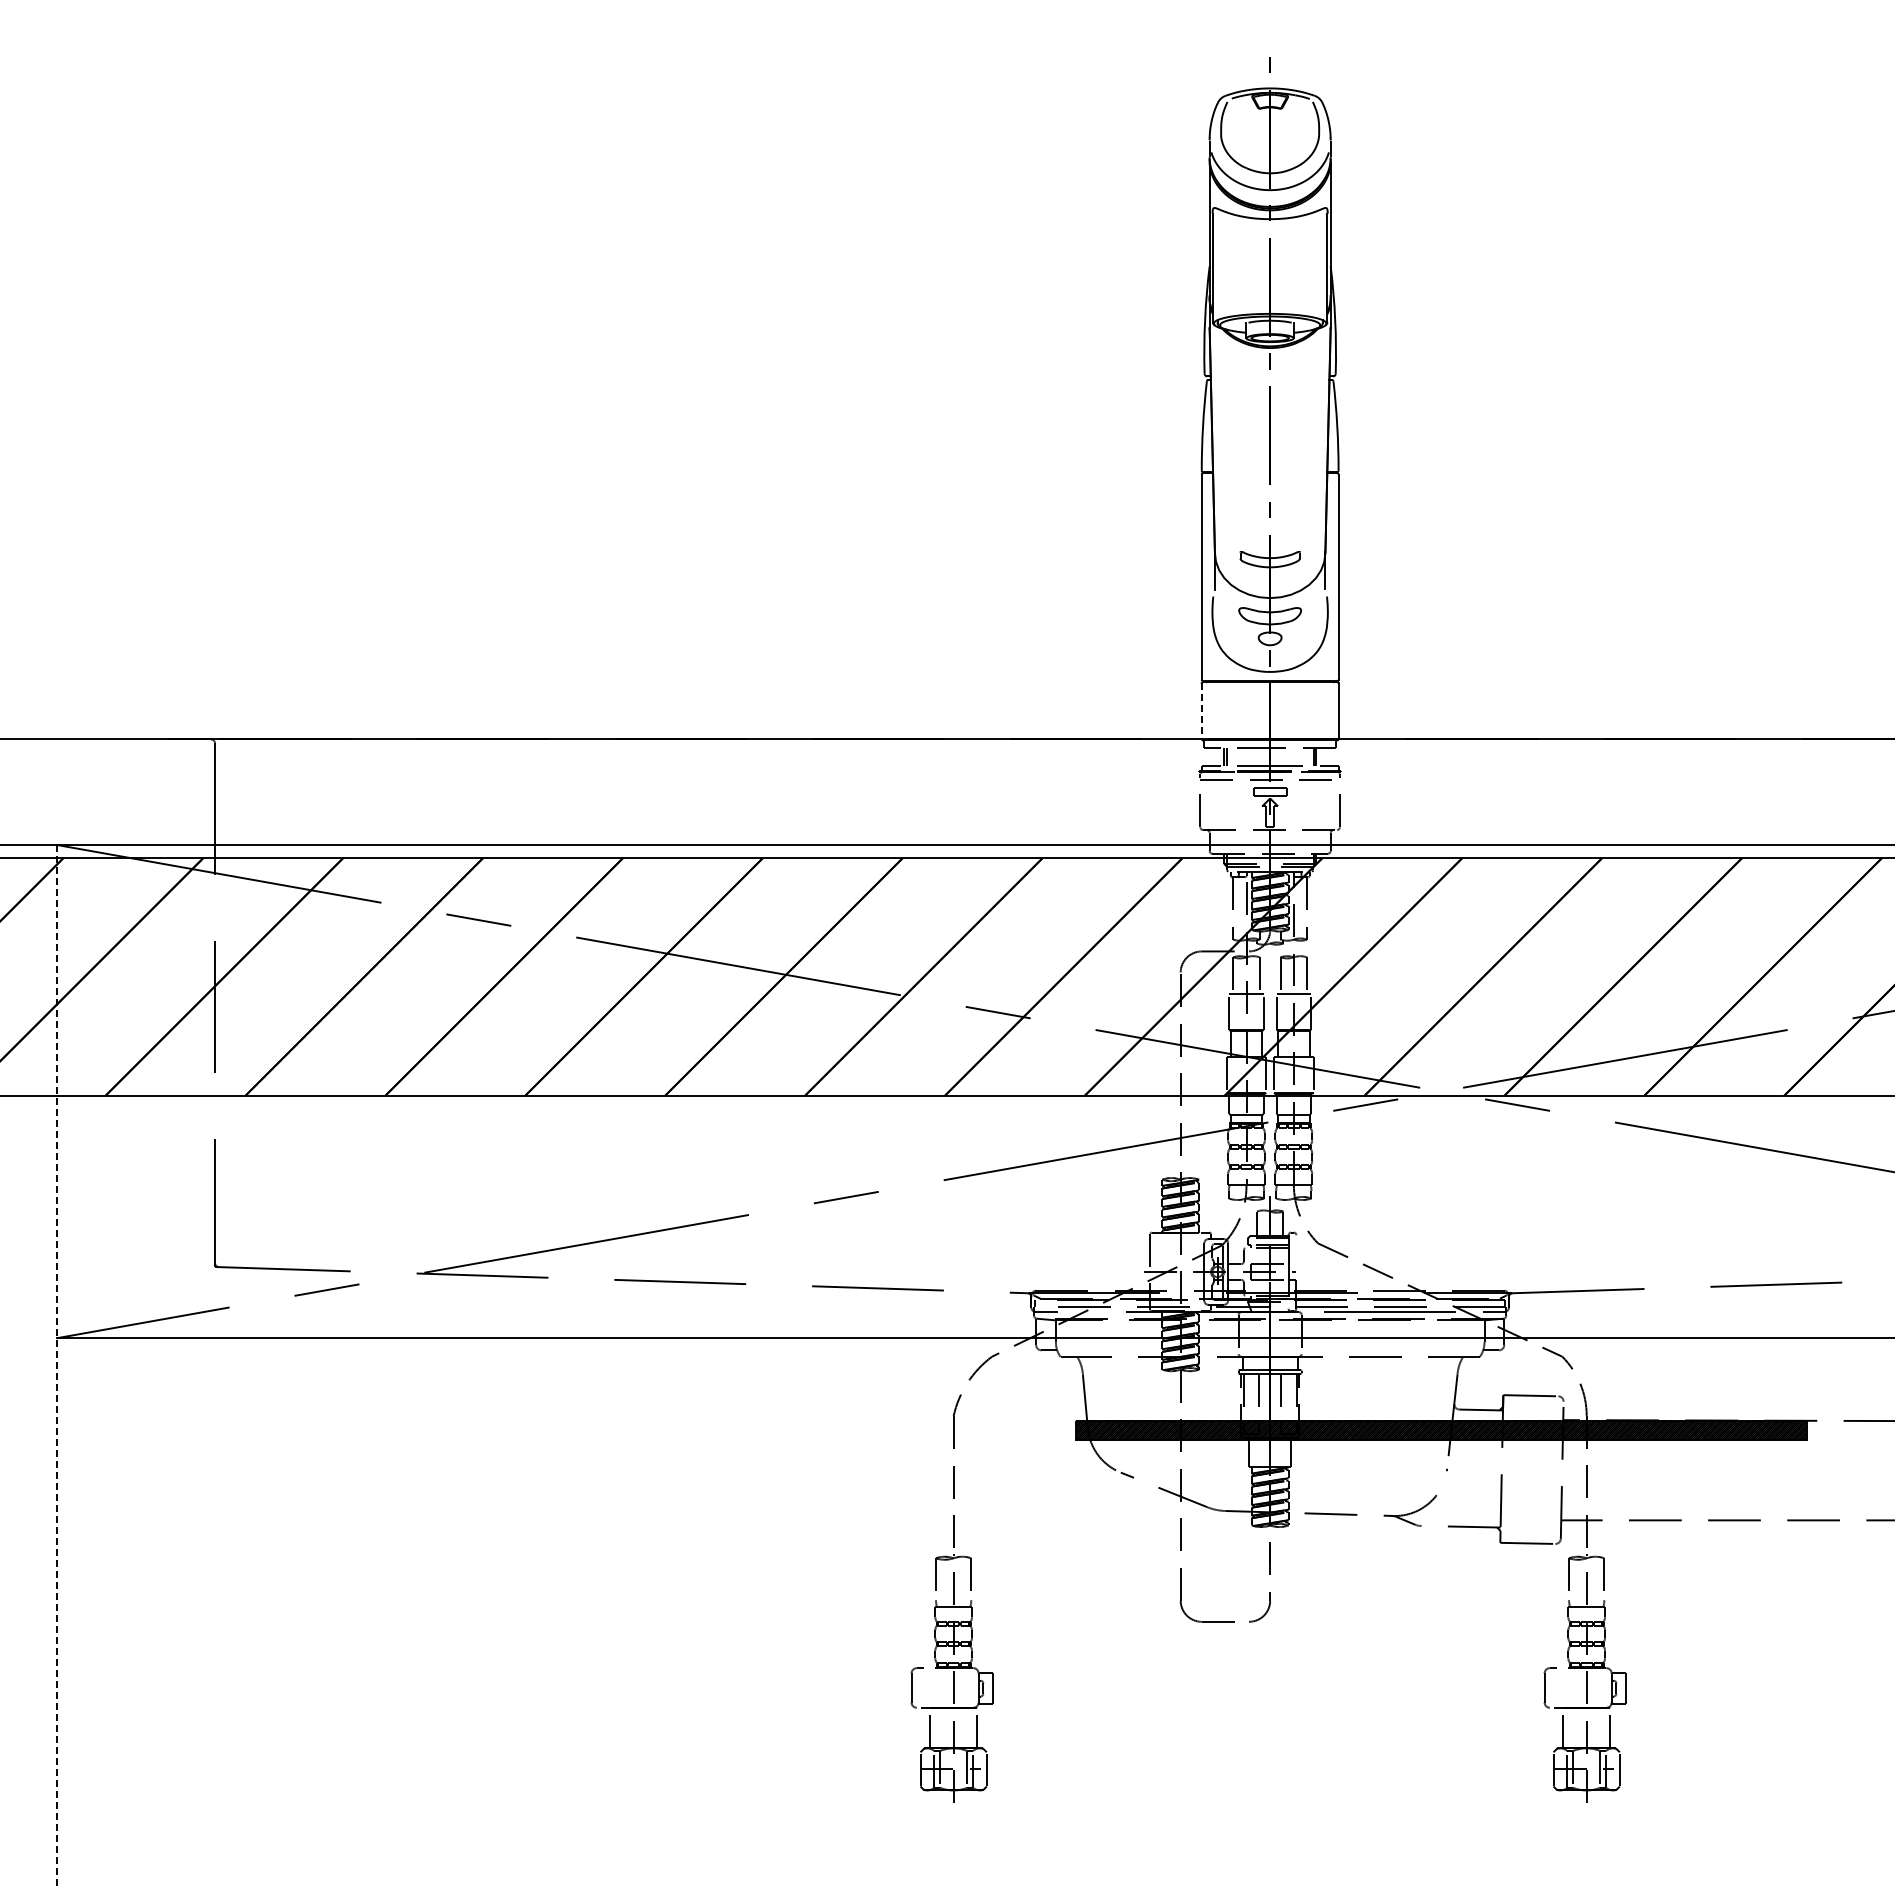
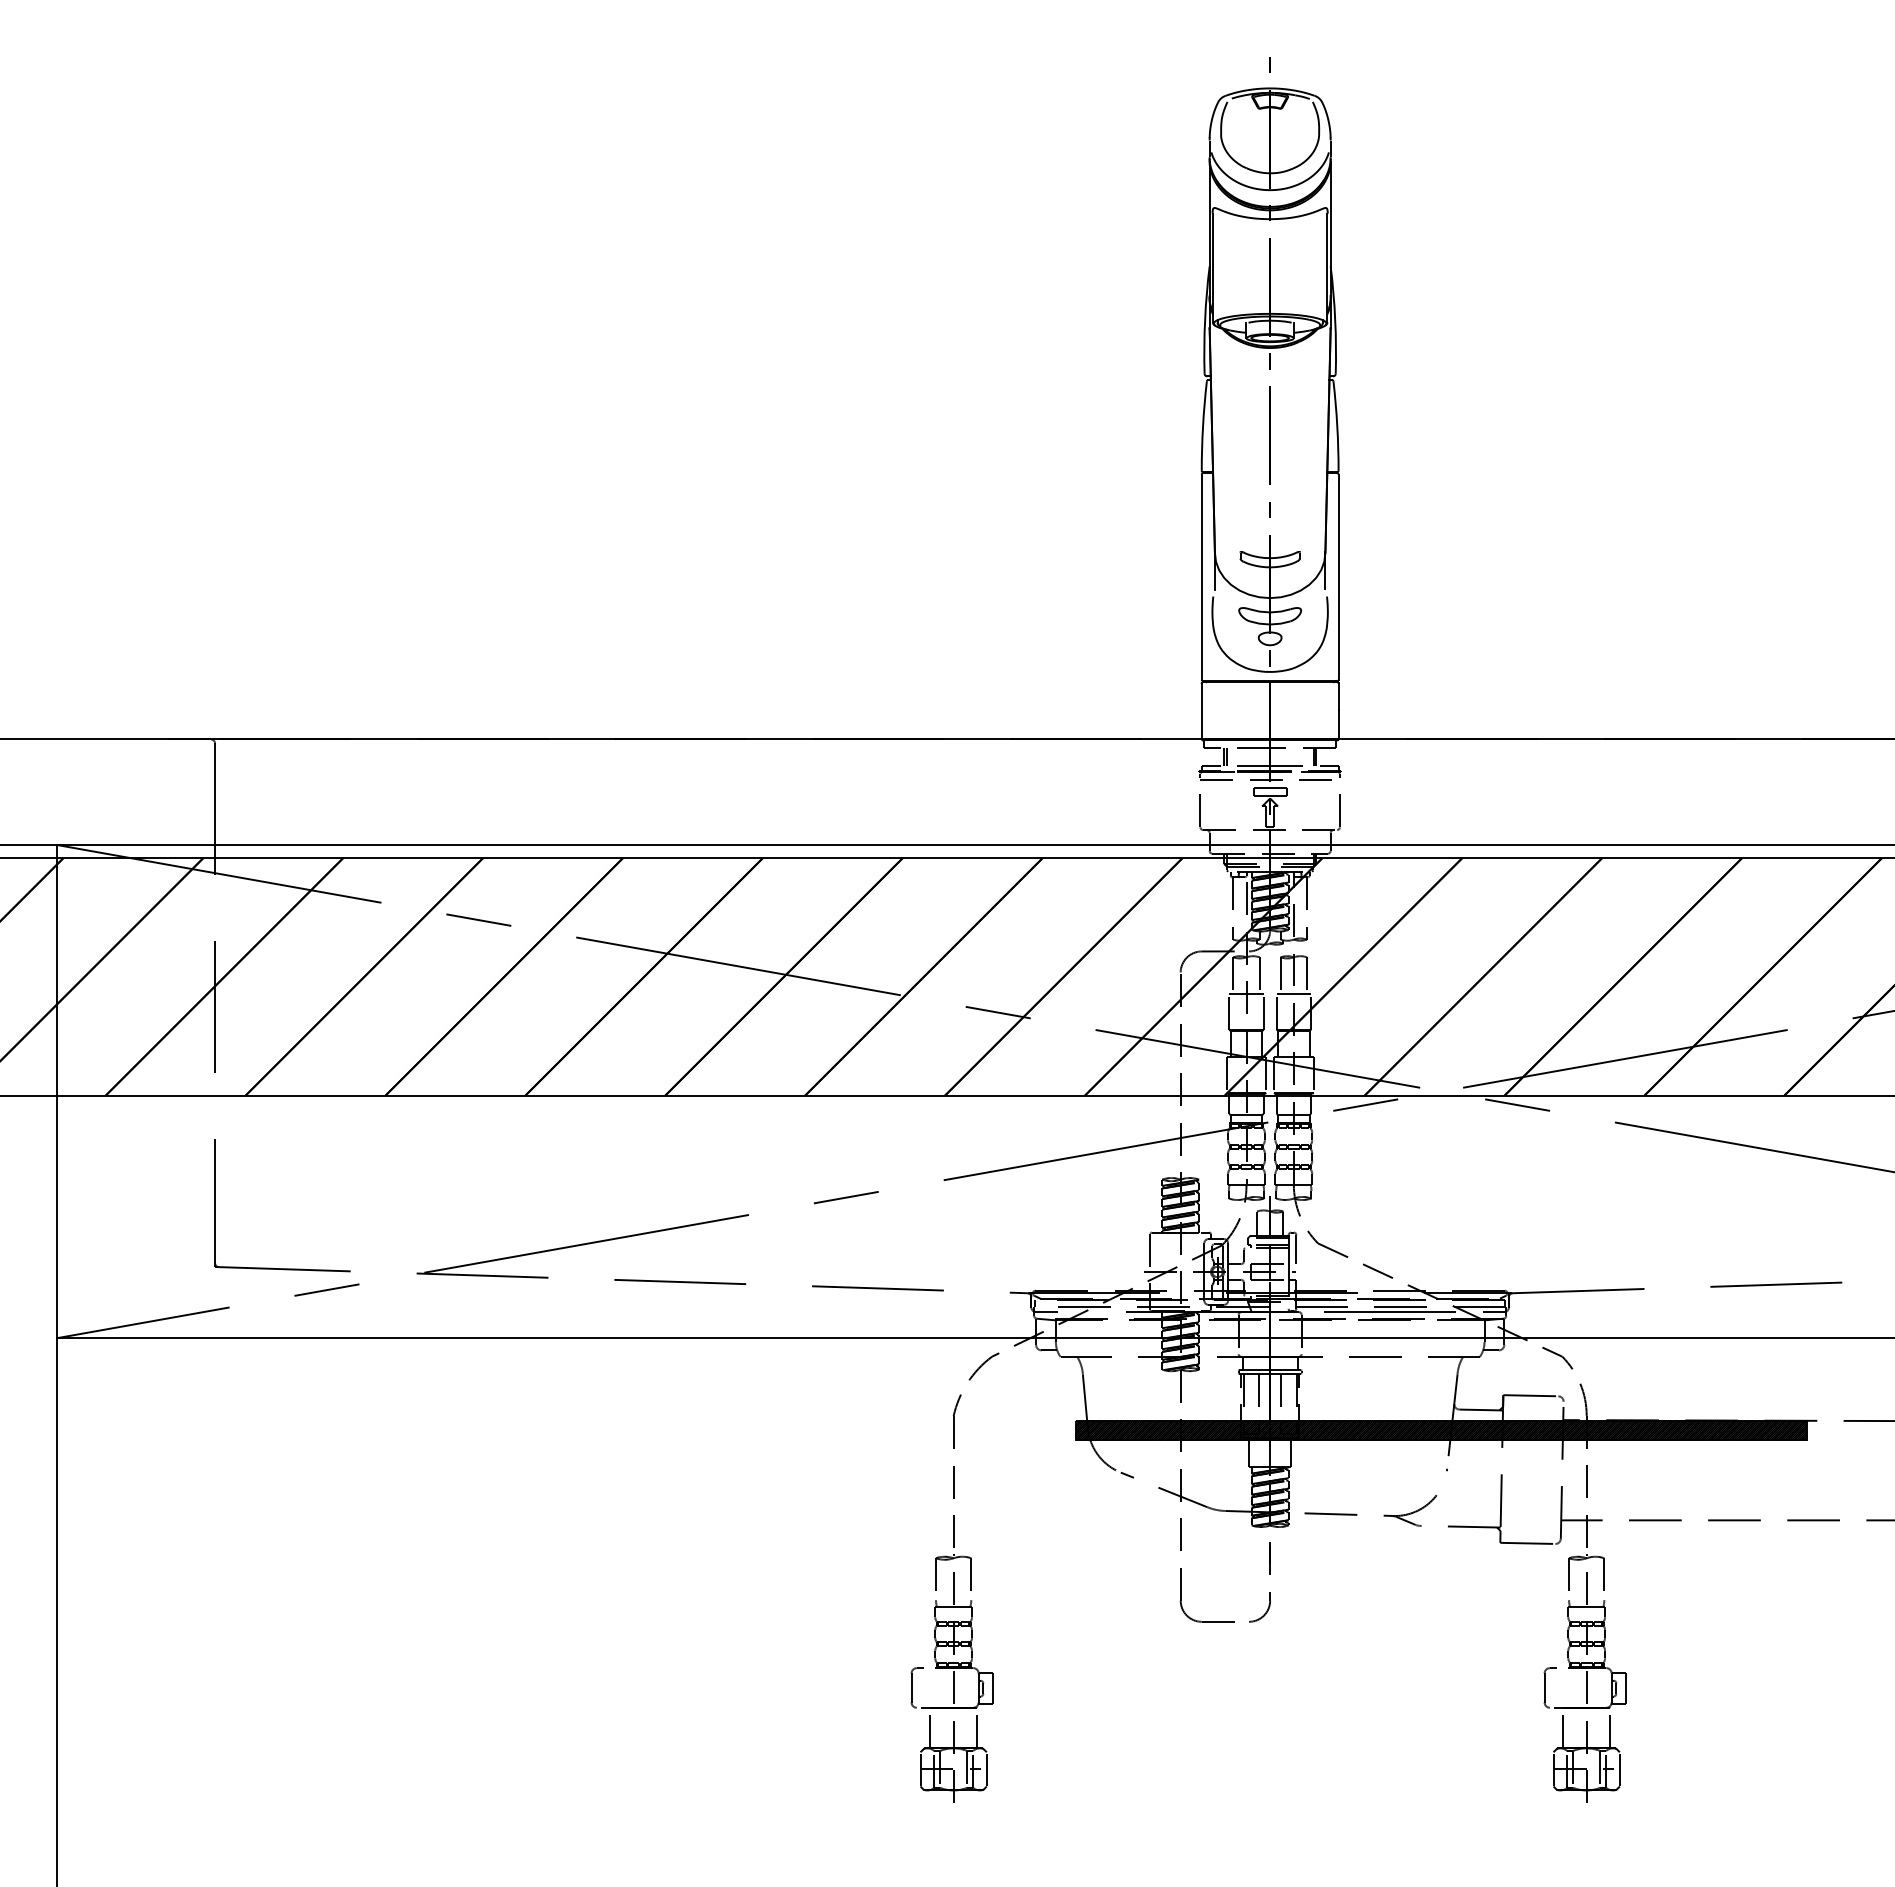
line: dashed -> solid (1201, 711)
line: none -> present (1296, 1249)
line: dashed -> solid (56, 1365)
